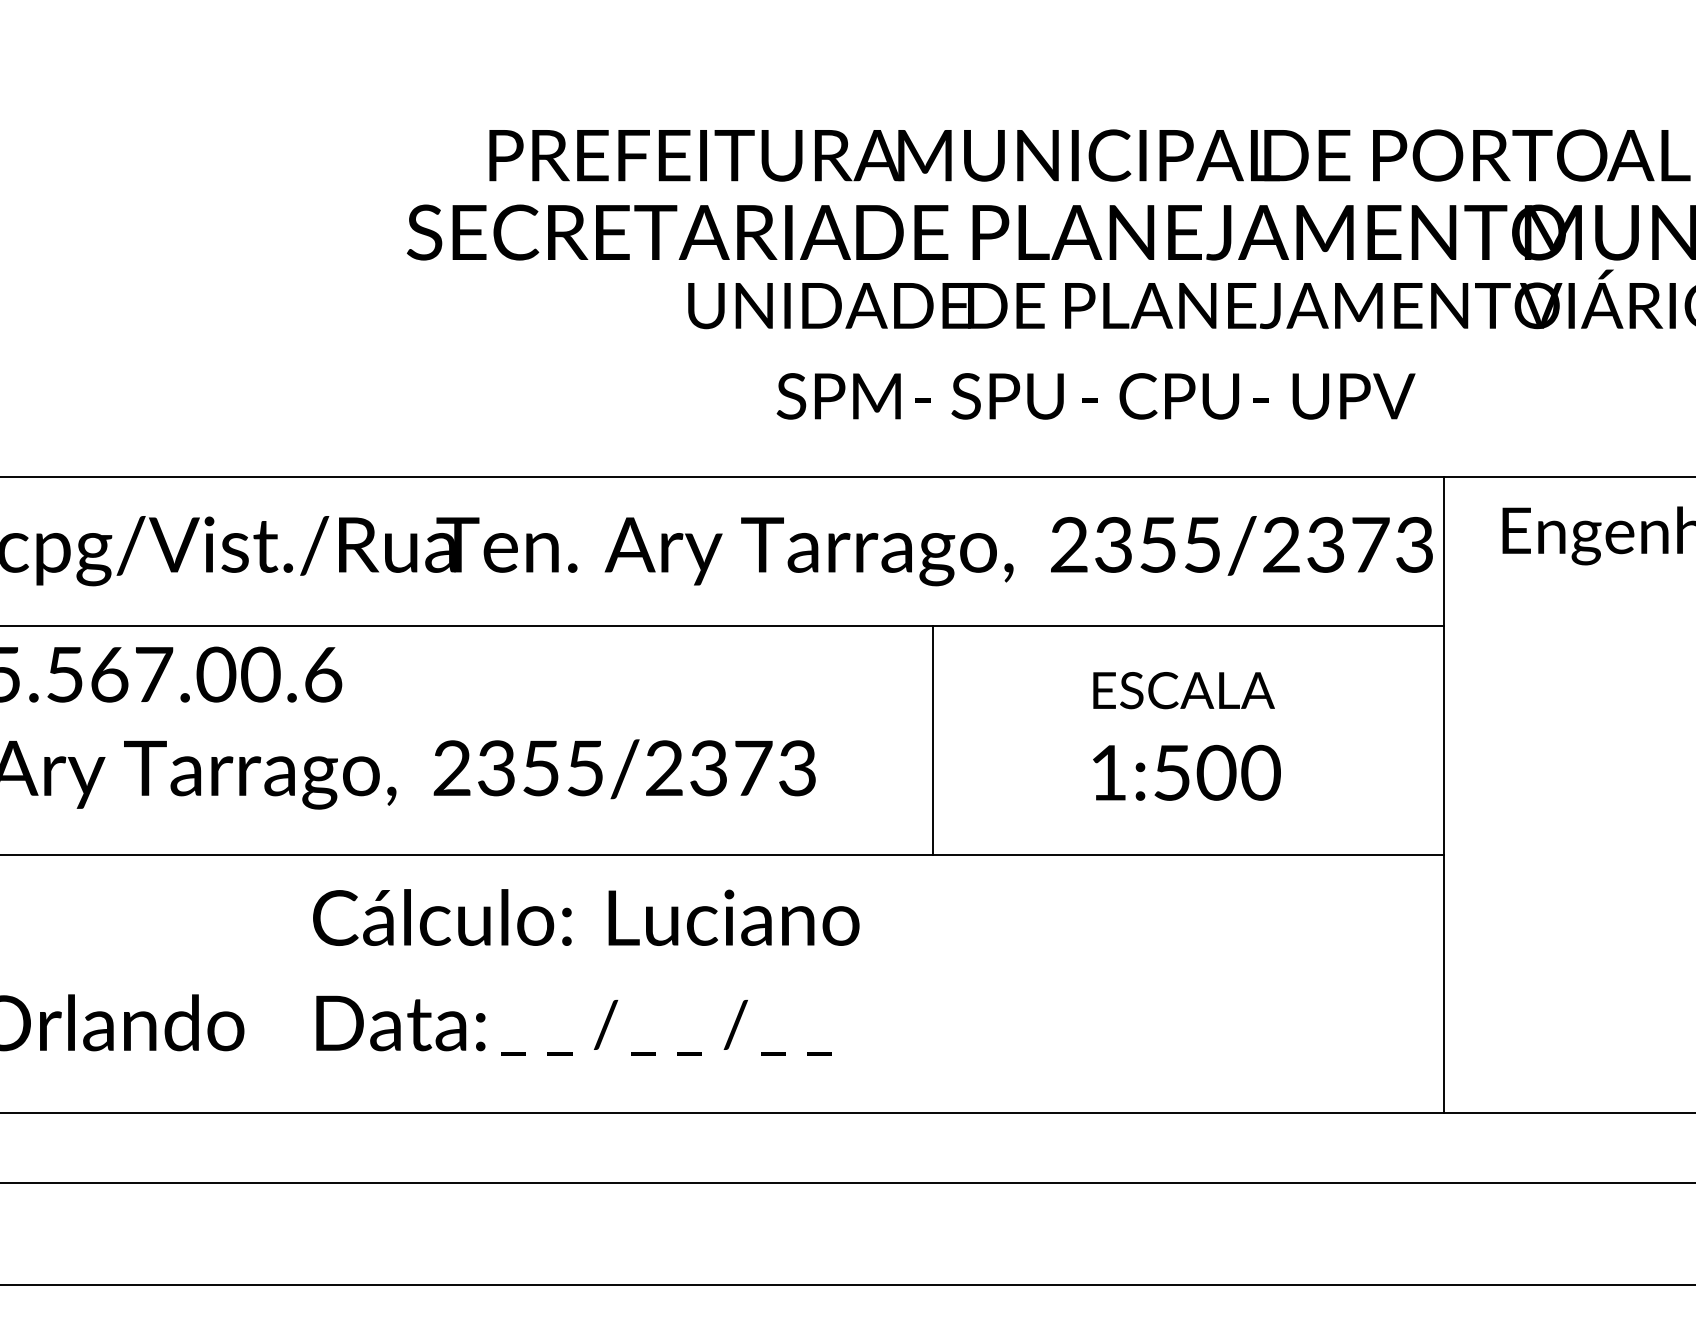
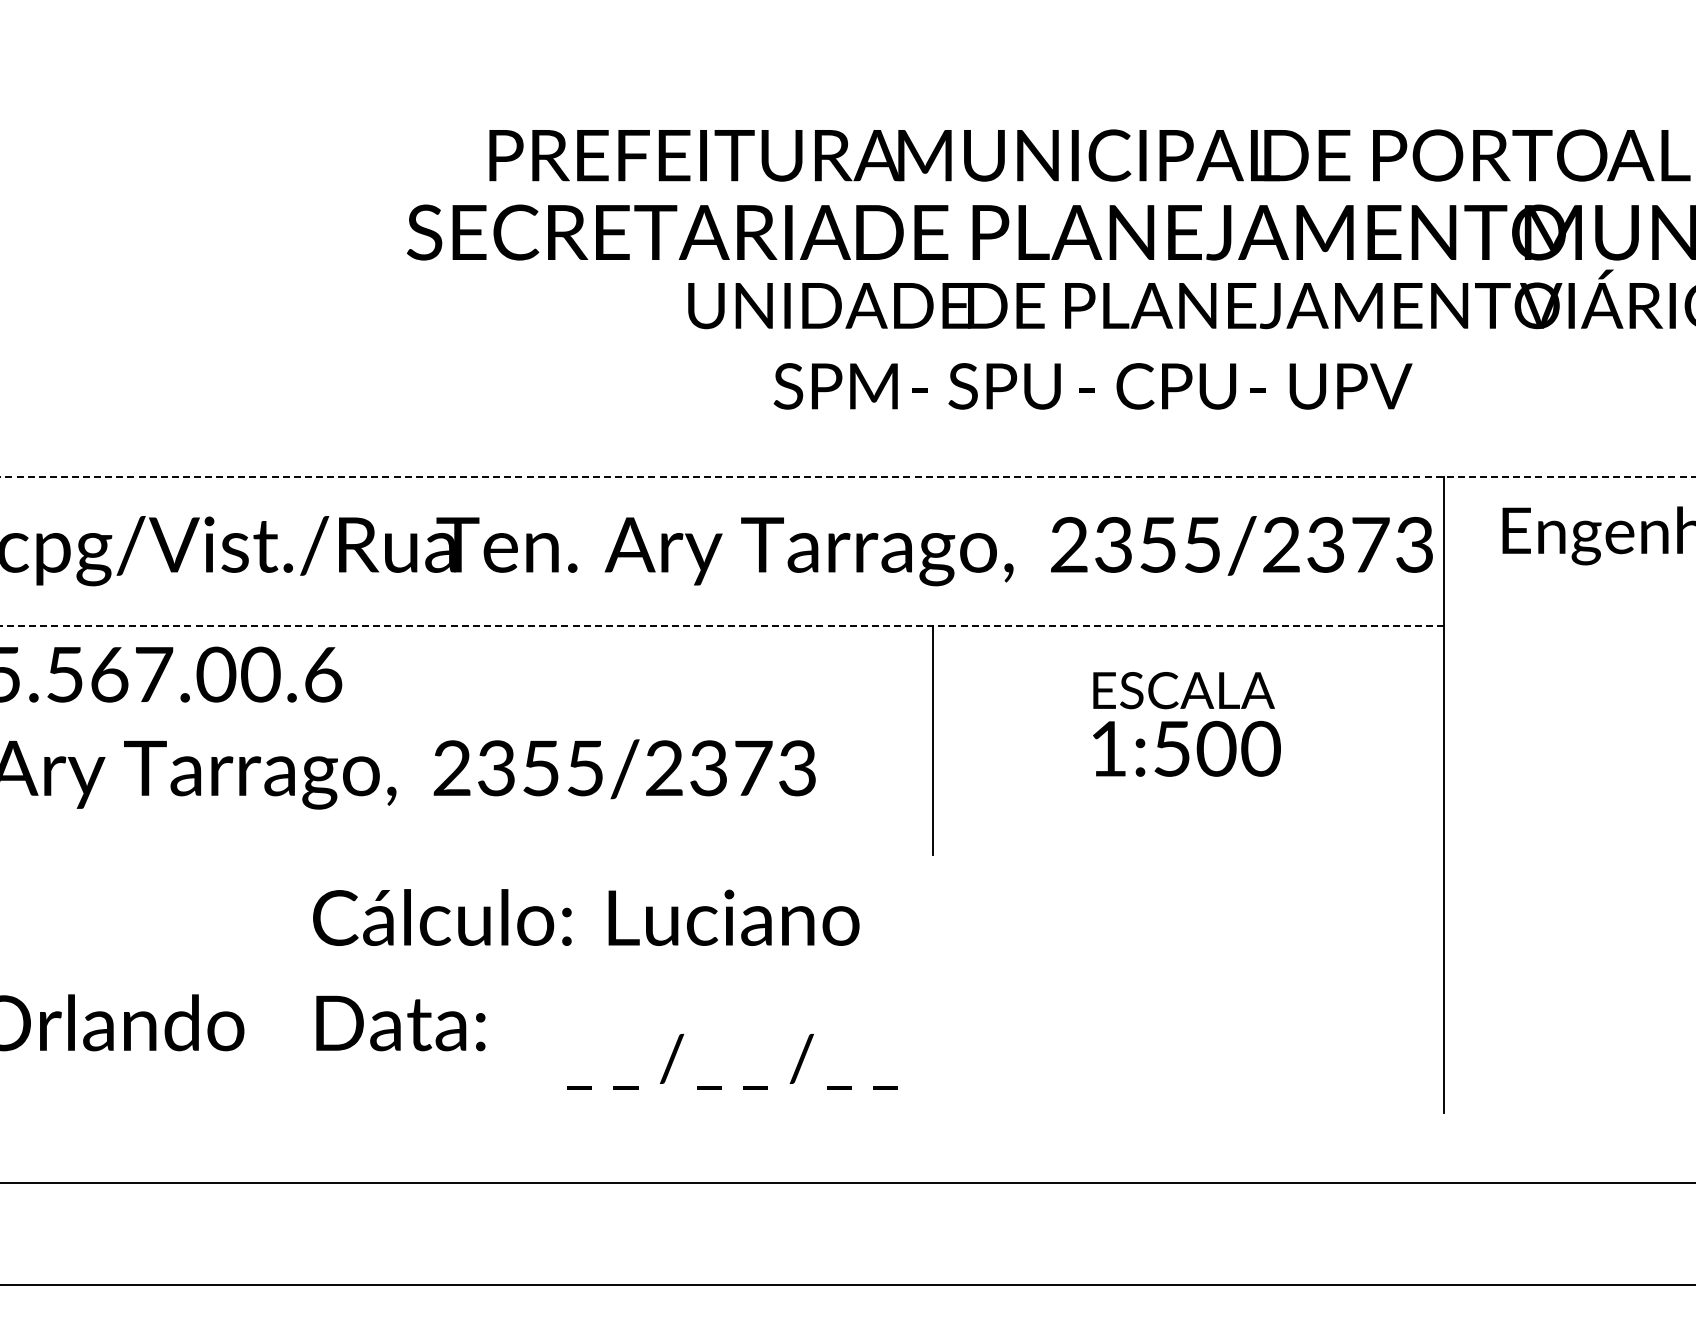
text position: (1095, 396) -> (1092, 386) (1092, 386)
line: solid -> dashed (848, 477)
line: solid -> dashed (722, 626)
text position: (1186, 772) -> (1186, 748) (1186, 748)
line: present -> none (723, 854)
text position: (666, 1027) -> (732, 1061) (732, 1061)
line: present -> none (847, 1112)
